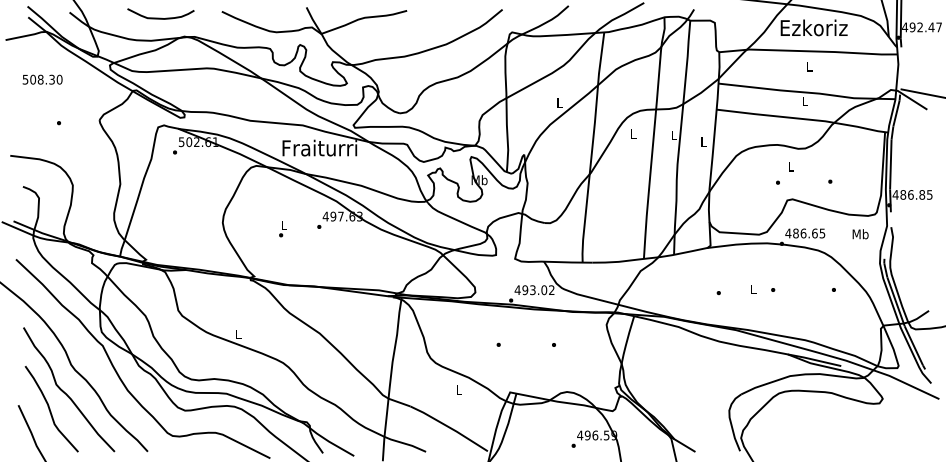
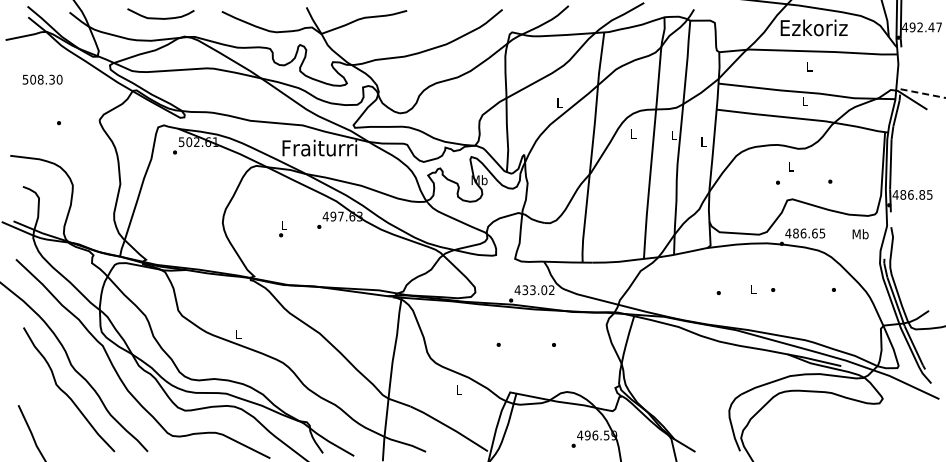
line: solid -> dashed (923, 93)
text: 493.02 -> 433.02 (525, 289)
curve: present -> none (50, 409)
